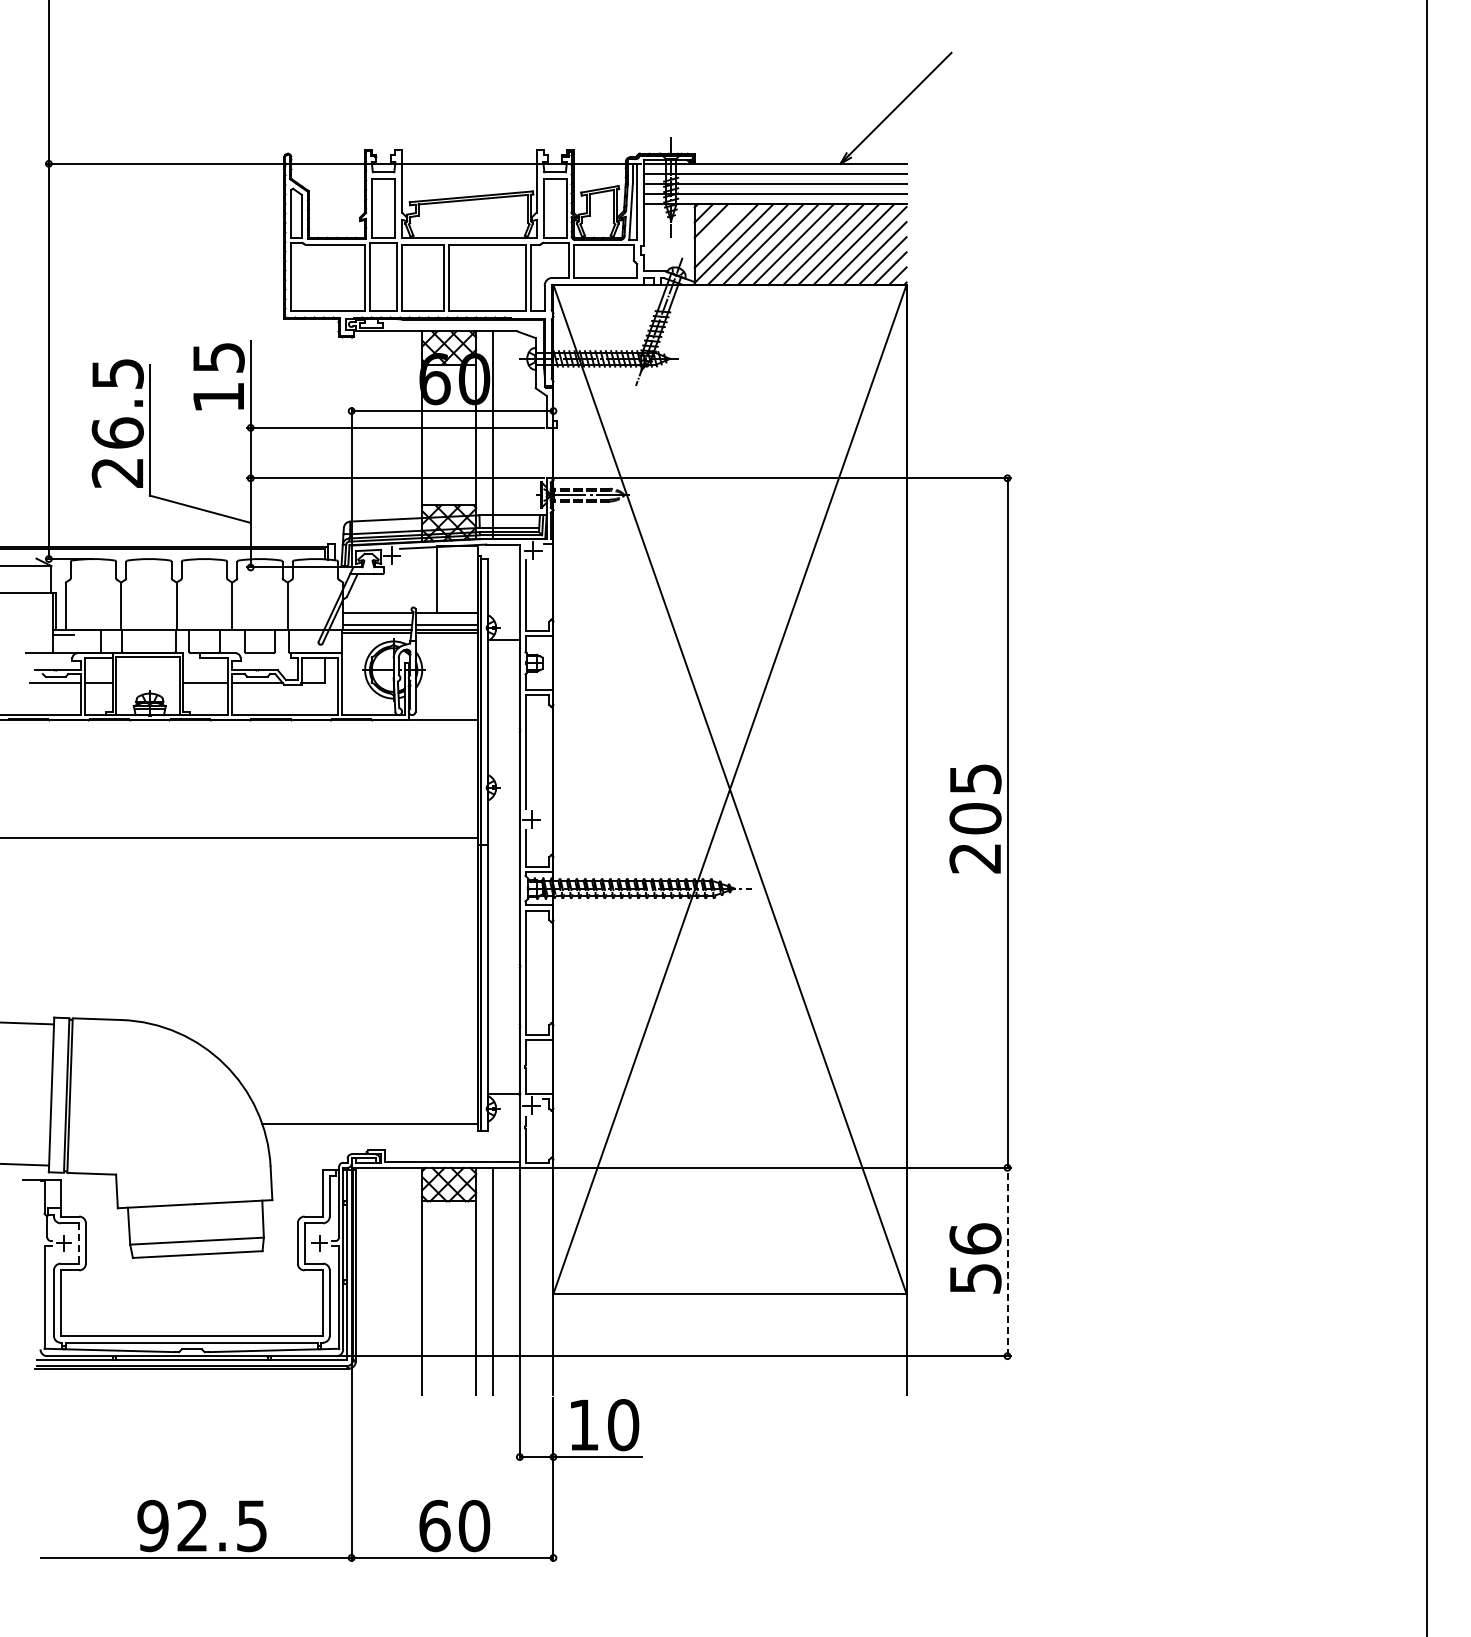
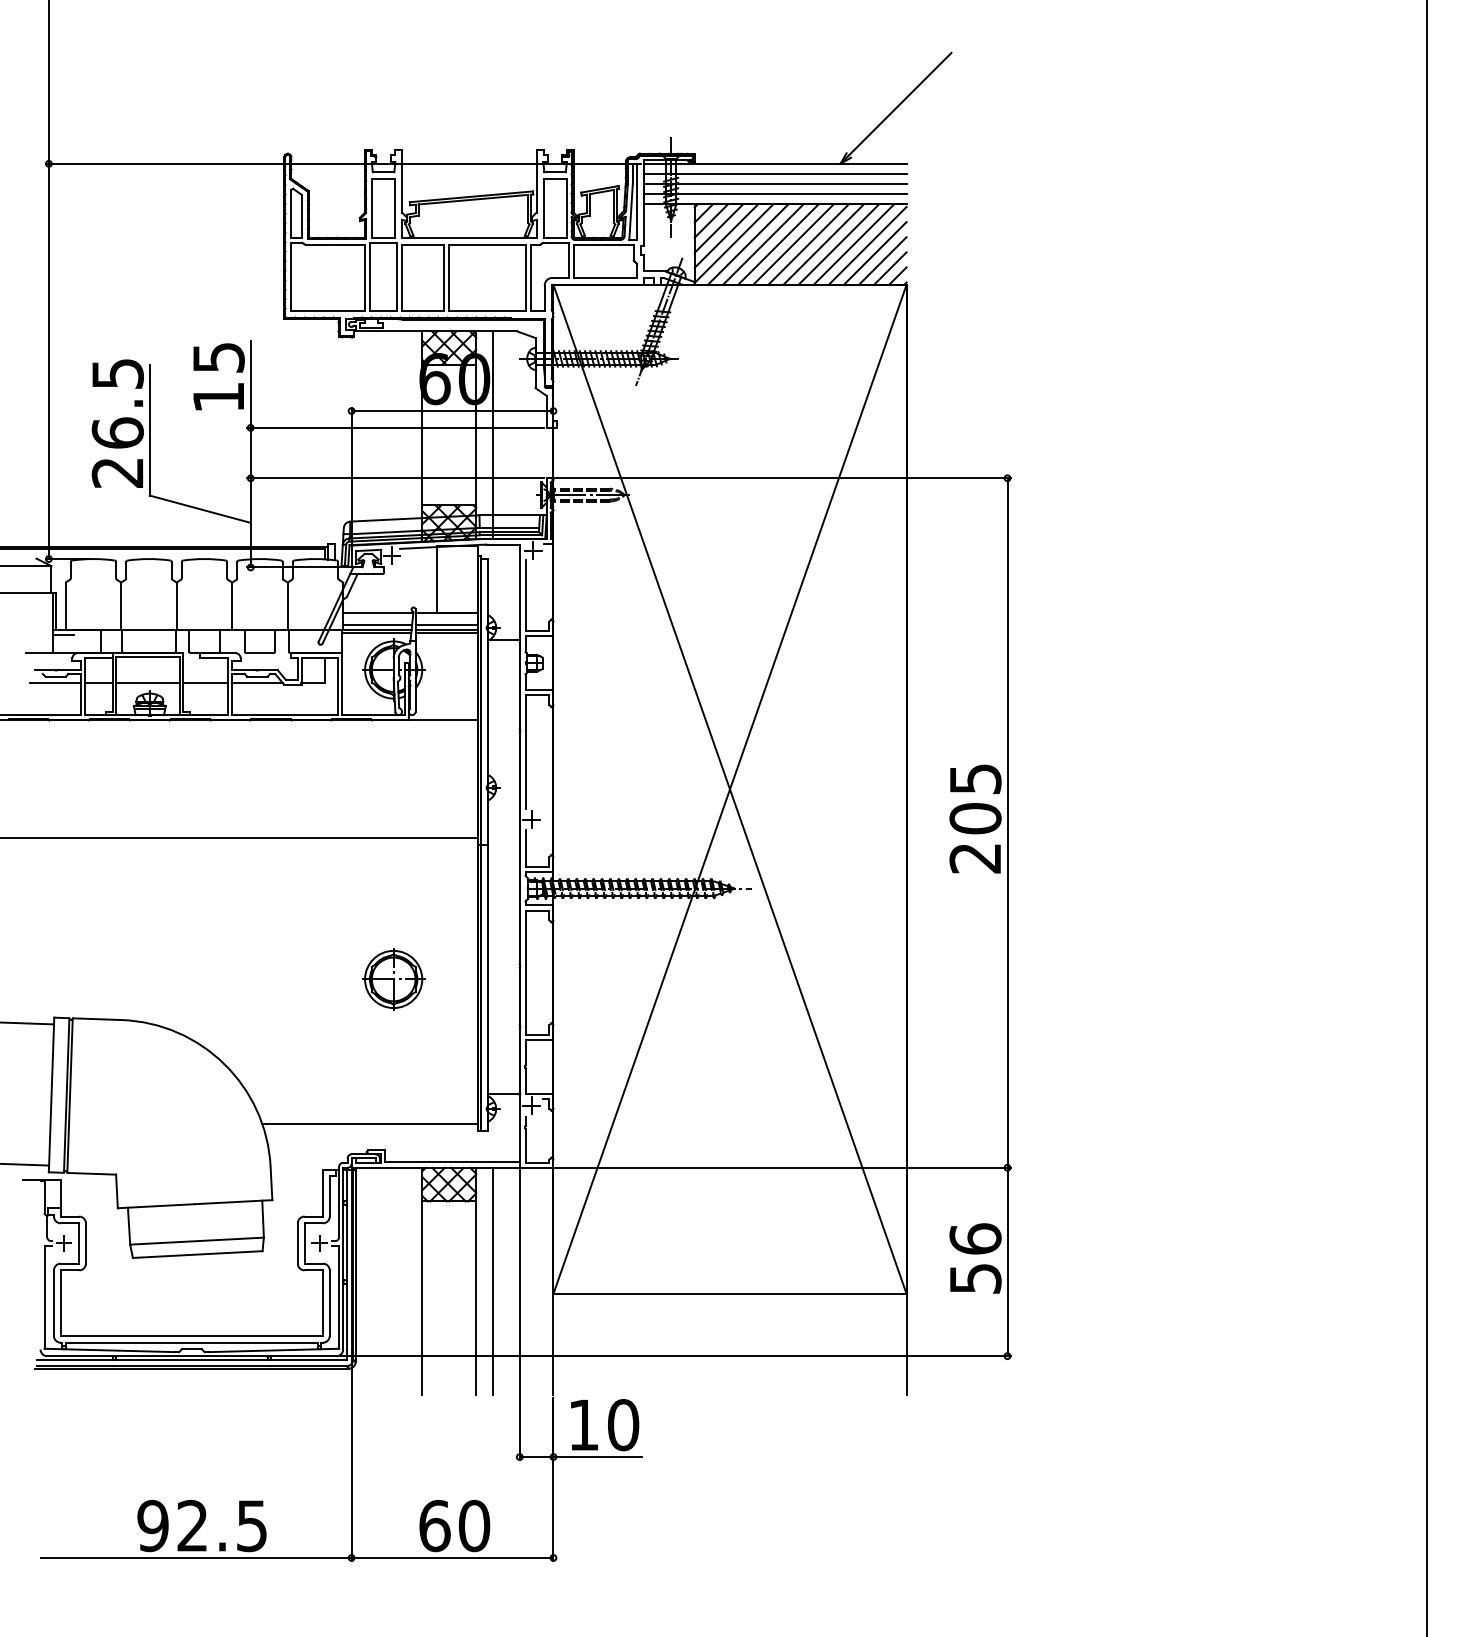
line: none -> present (718, 228)
line: none -> present (148, 683)
part: none -> present (393, 979)
line: dashed -> solid (79, 1243)
line: dashed -> solid (1007, 1261)
